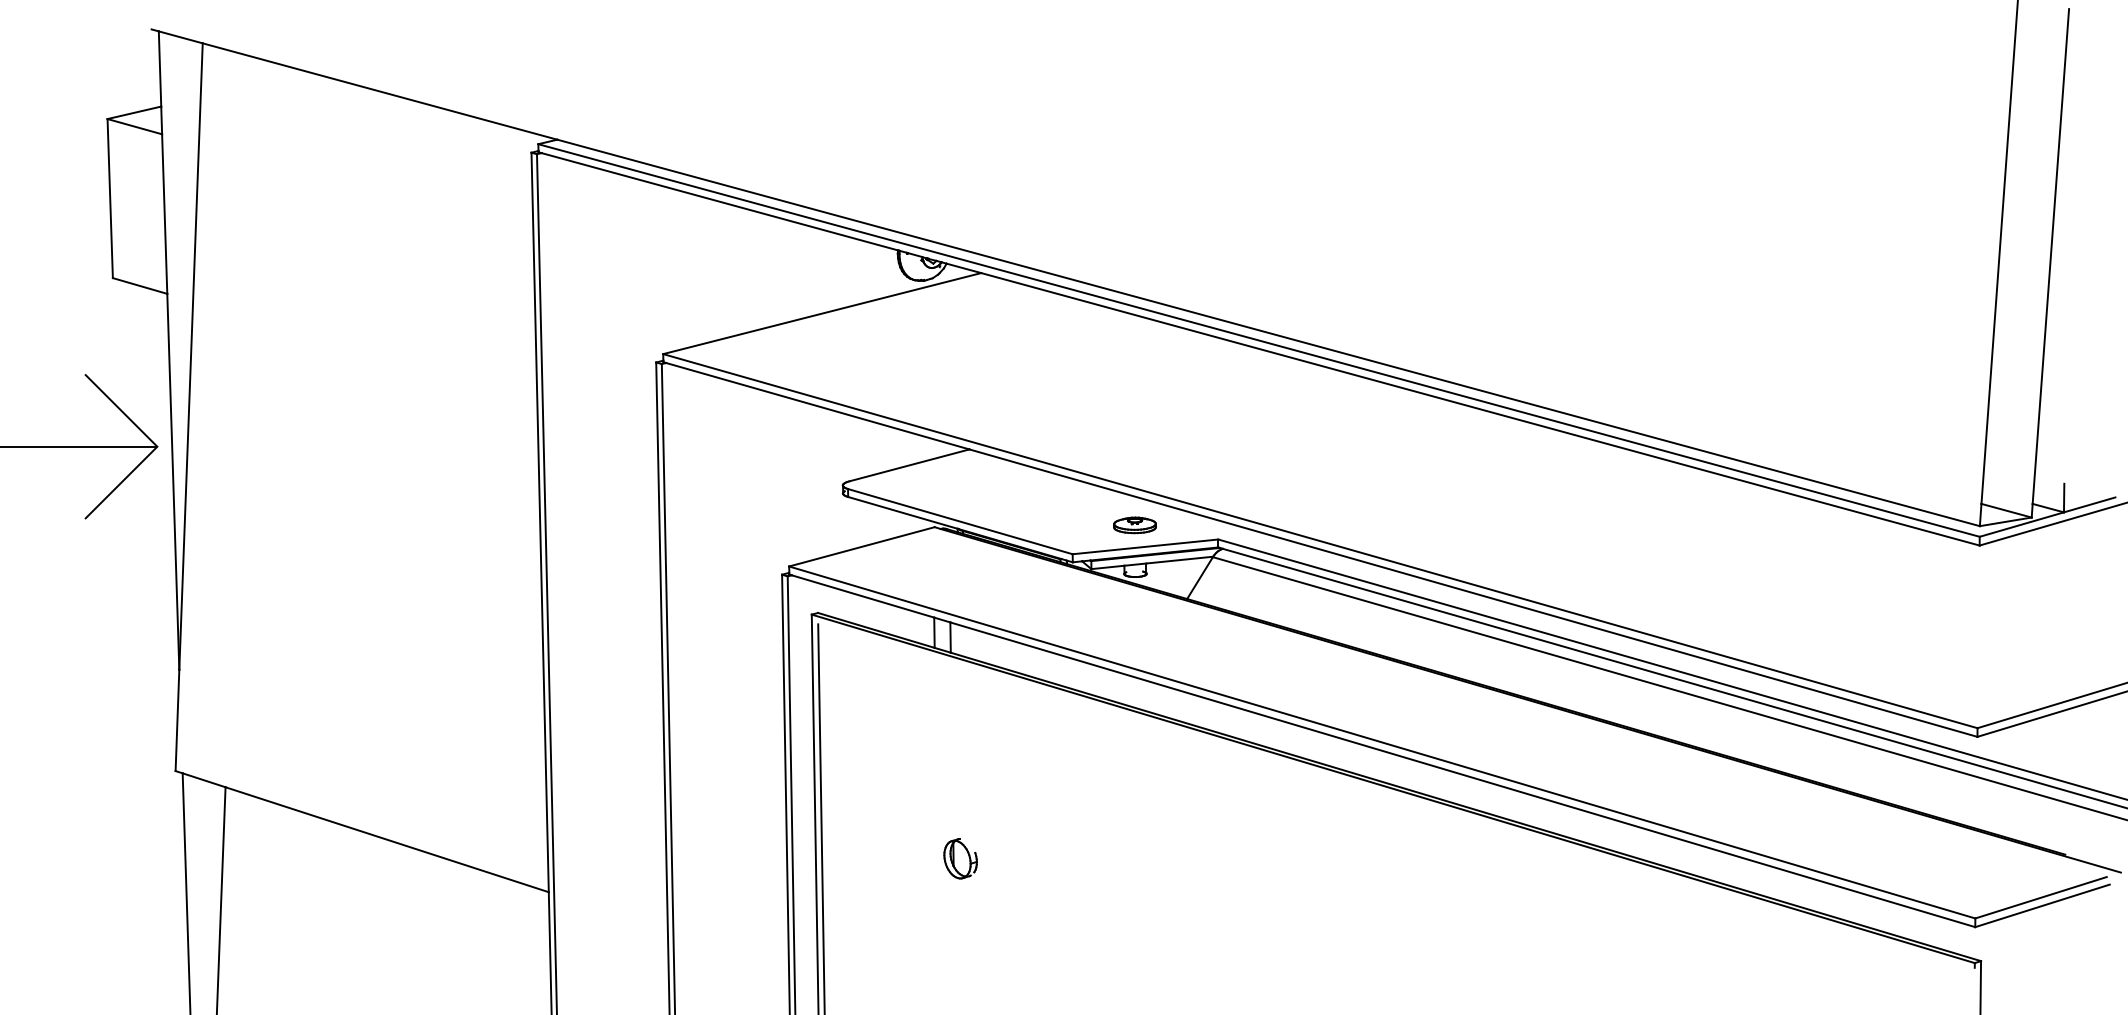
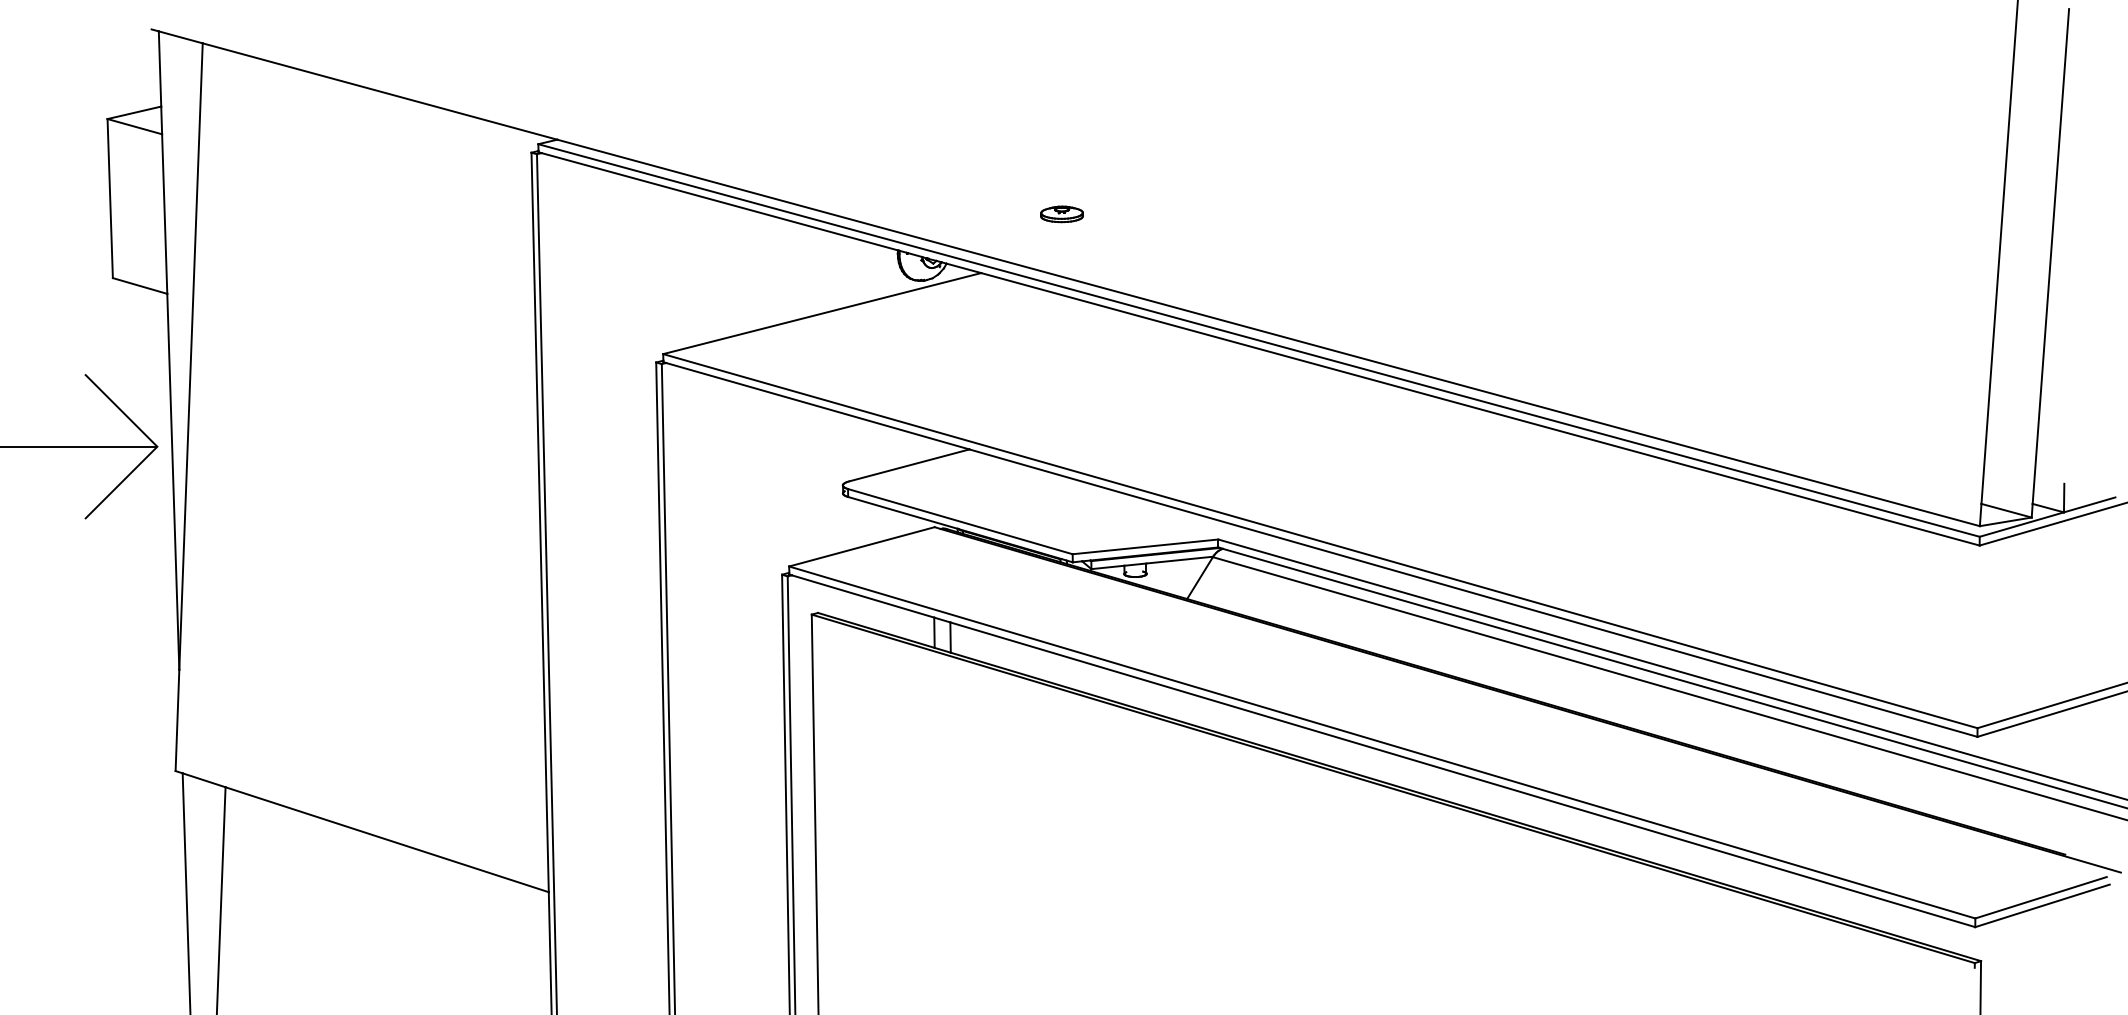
part position: (1134, 525) -> (1061, 214) (1061, 214)
line: present -> none (821, 817)
part: present -> none (960, 858)
